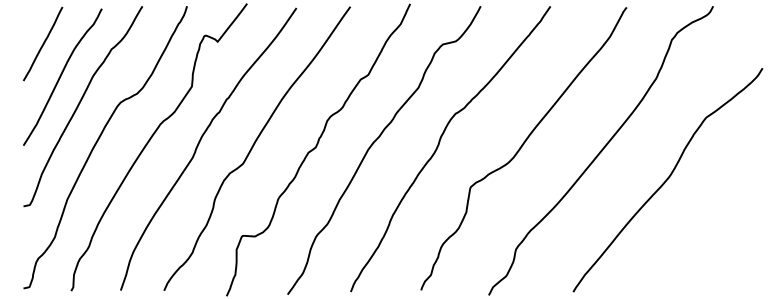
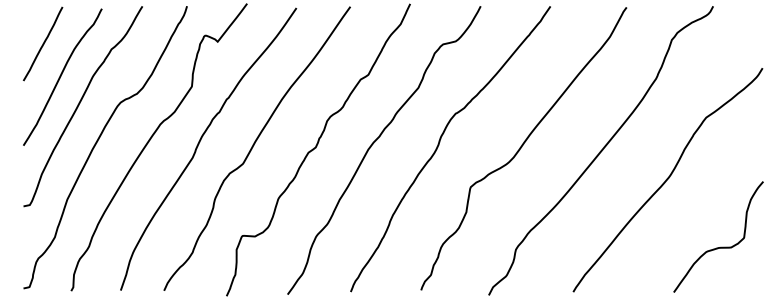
curve: none -> present (720, 246)
